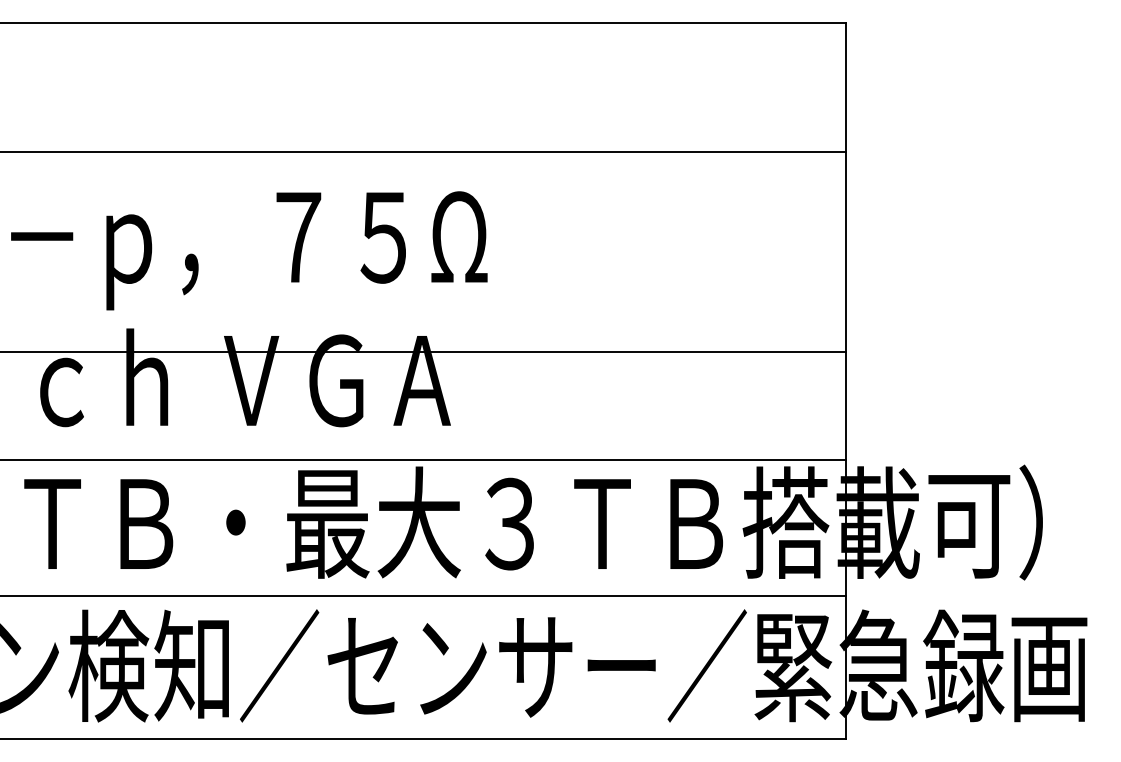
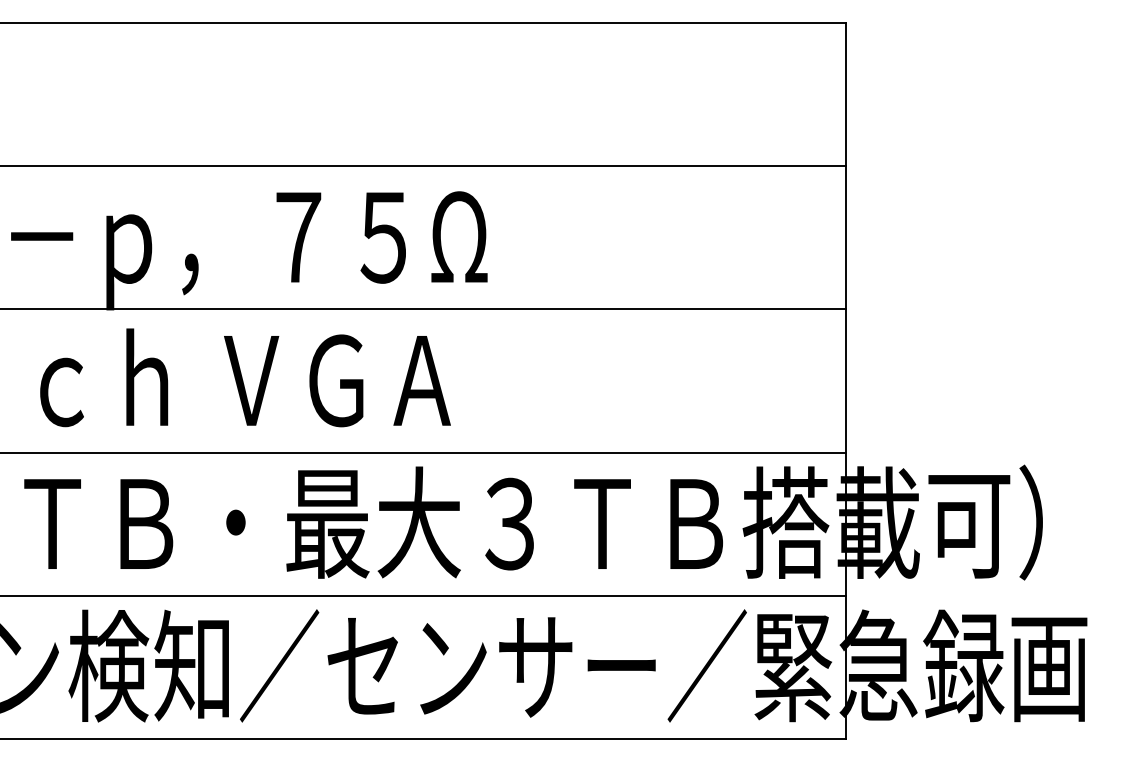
line position: (423, 152) -> (423, 166) (423, 166)
line position: (423, 352) -> (423, 309) (423, 309)
line position: (423, 459) -> (423, 452) (423, 452)
